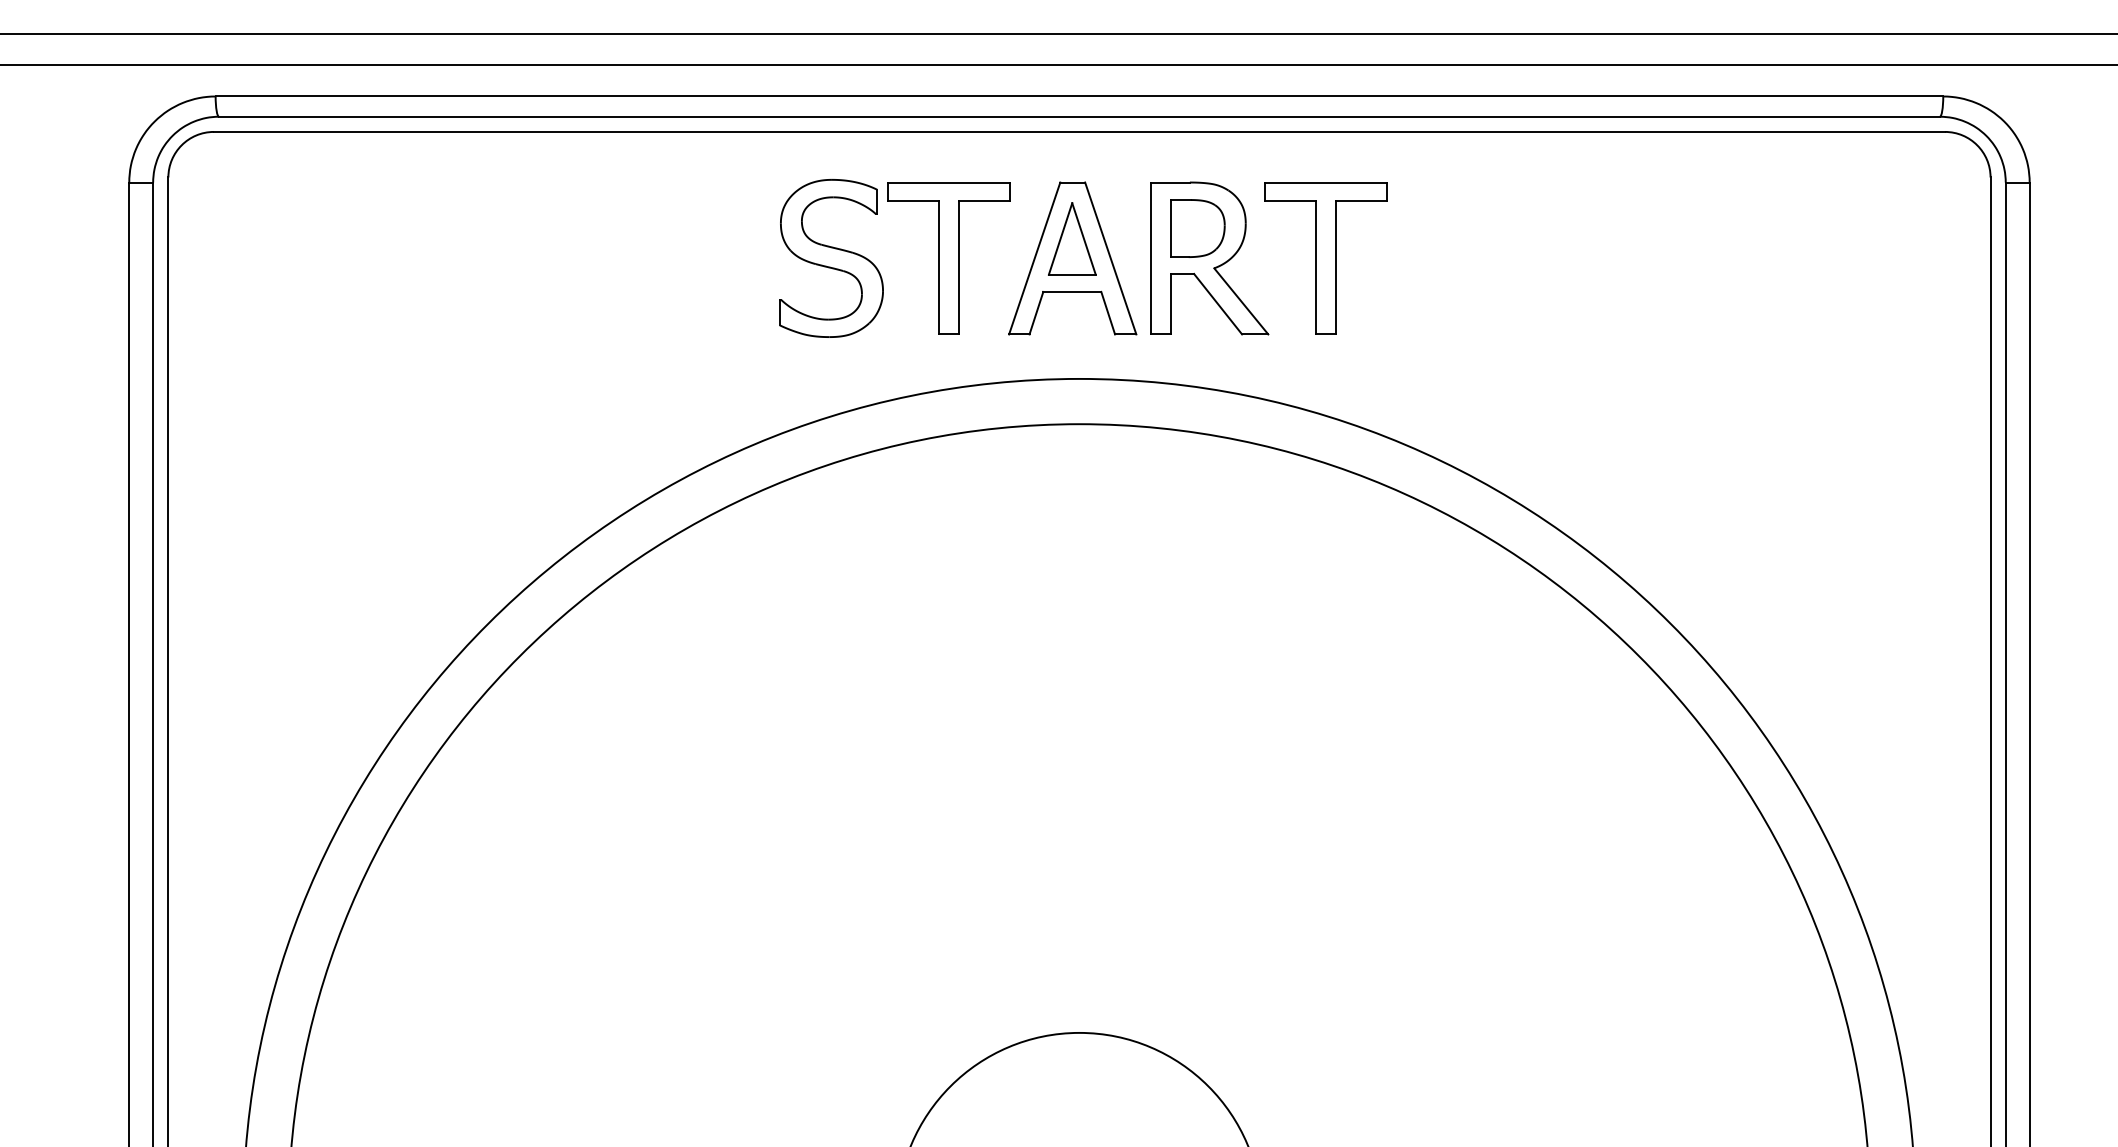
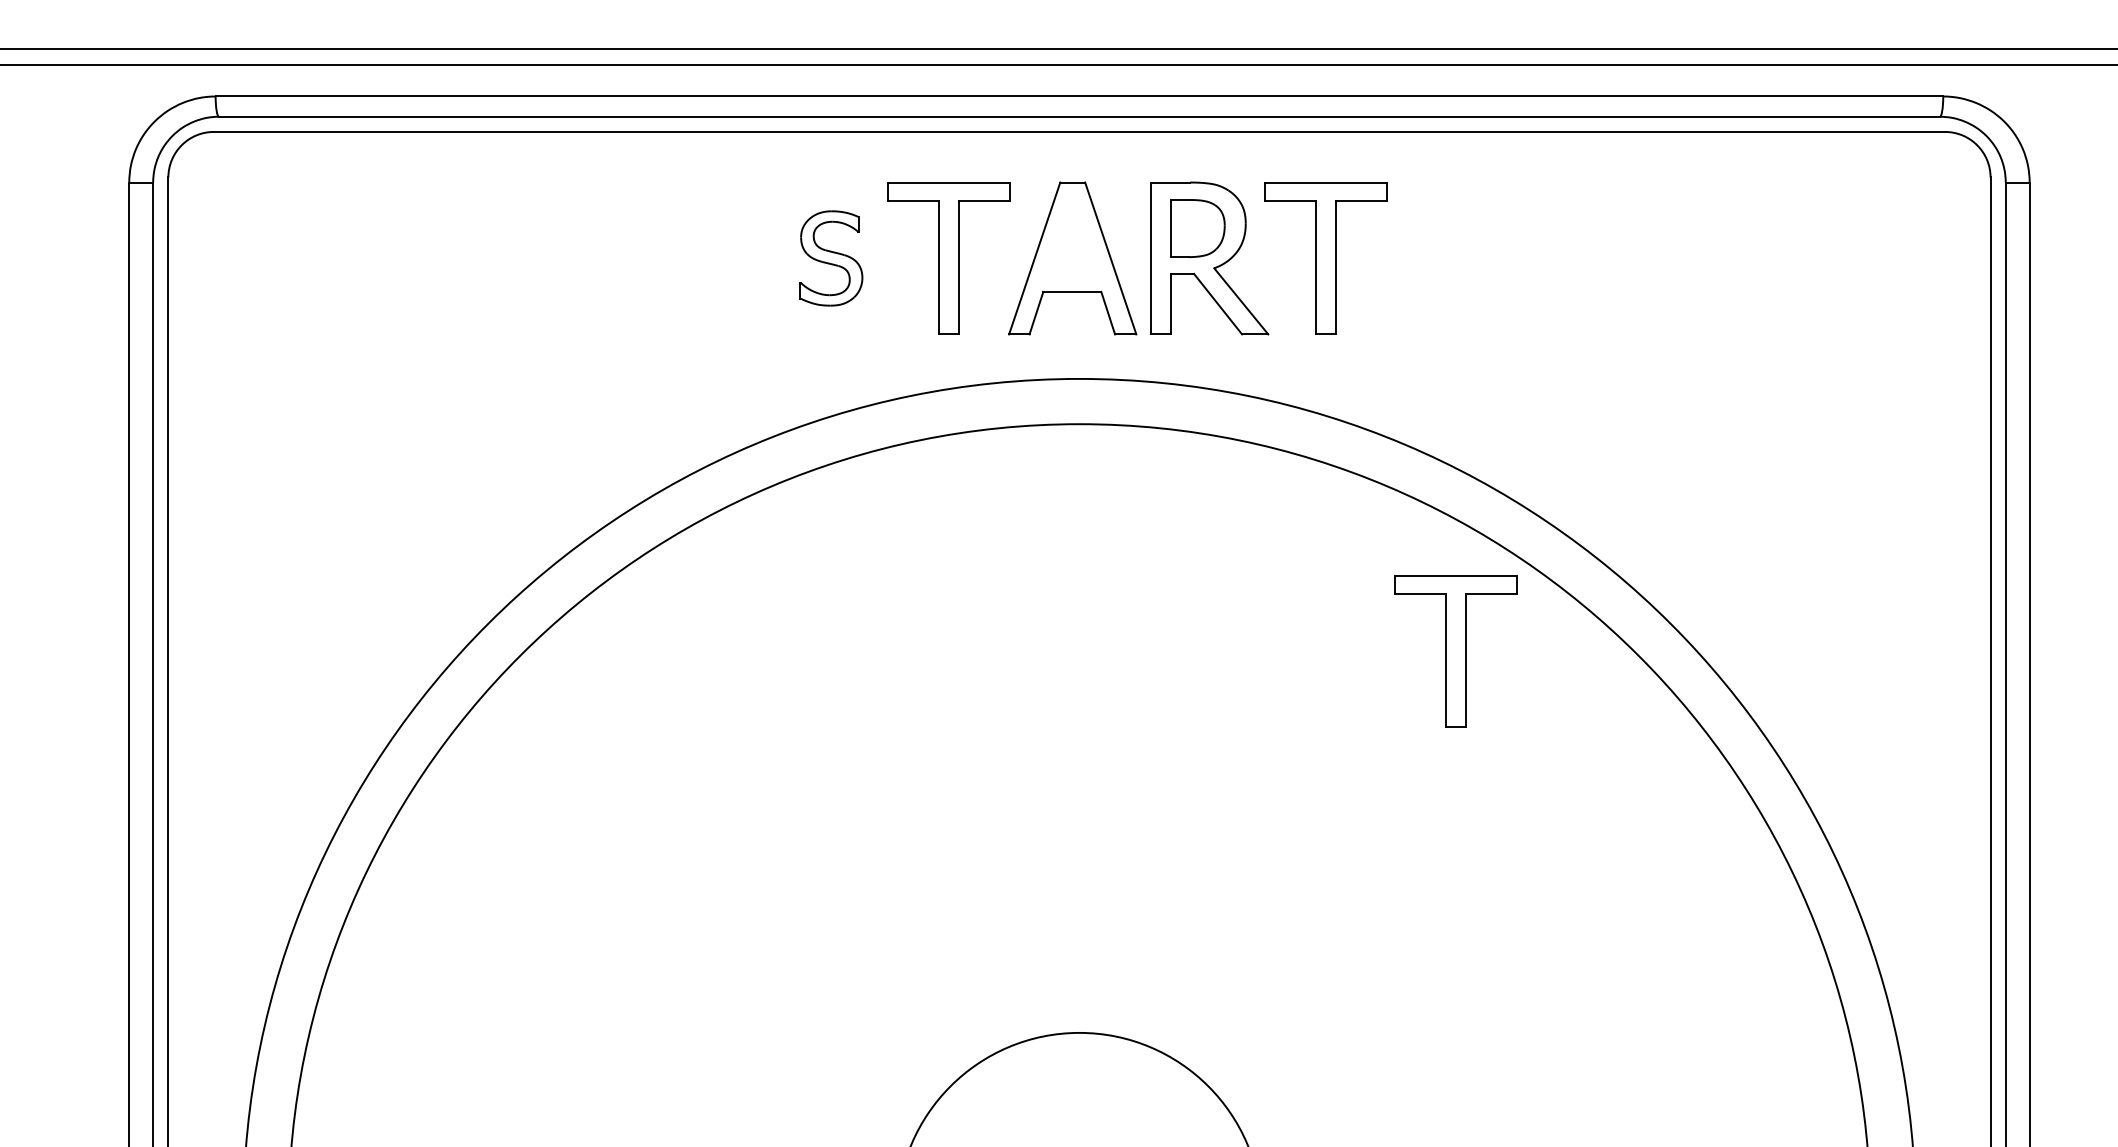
line position: (1058, 34) -> (1058, 49) (1058, 49)
part: present -> none (1072, 238)
part size: 105x159 px -> 65x97 px (831, 258)
part: none -> present (1455, 651)
